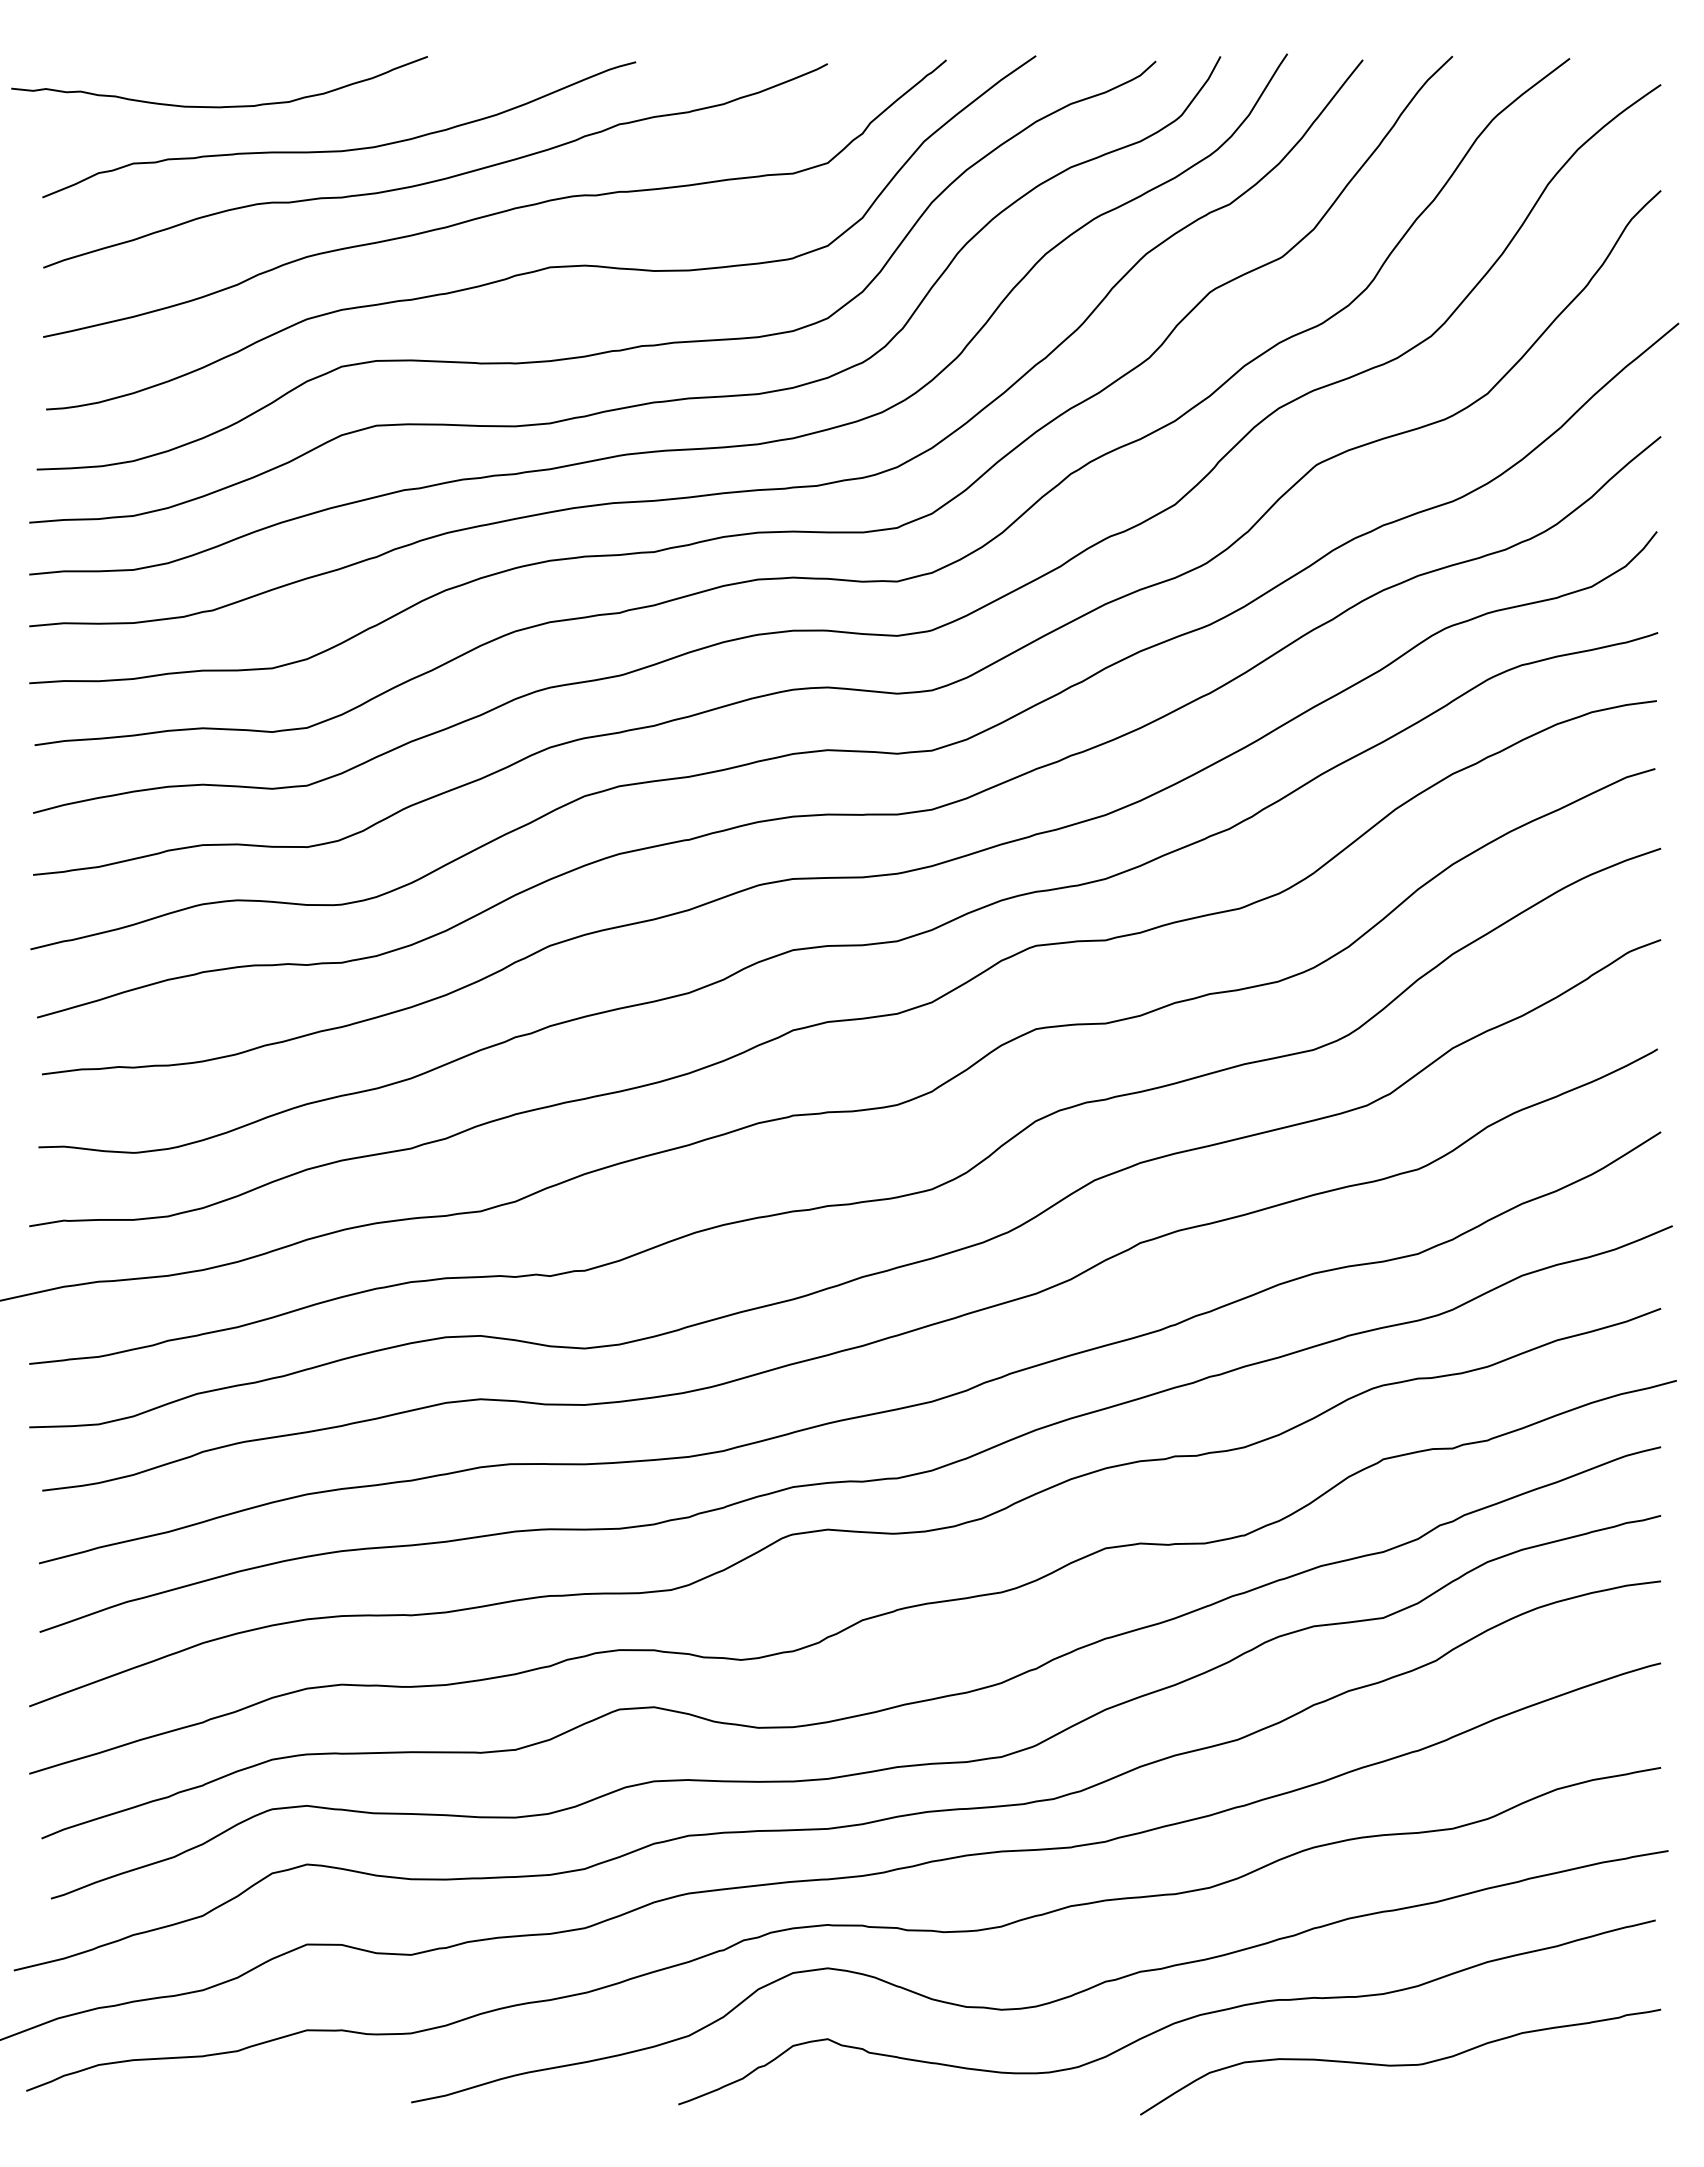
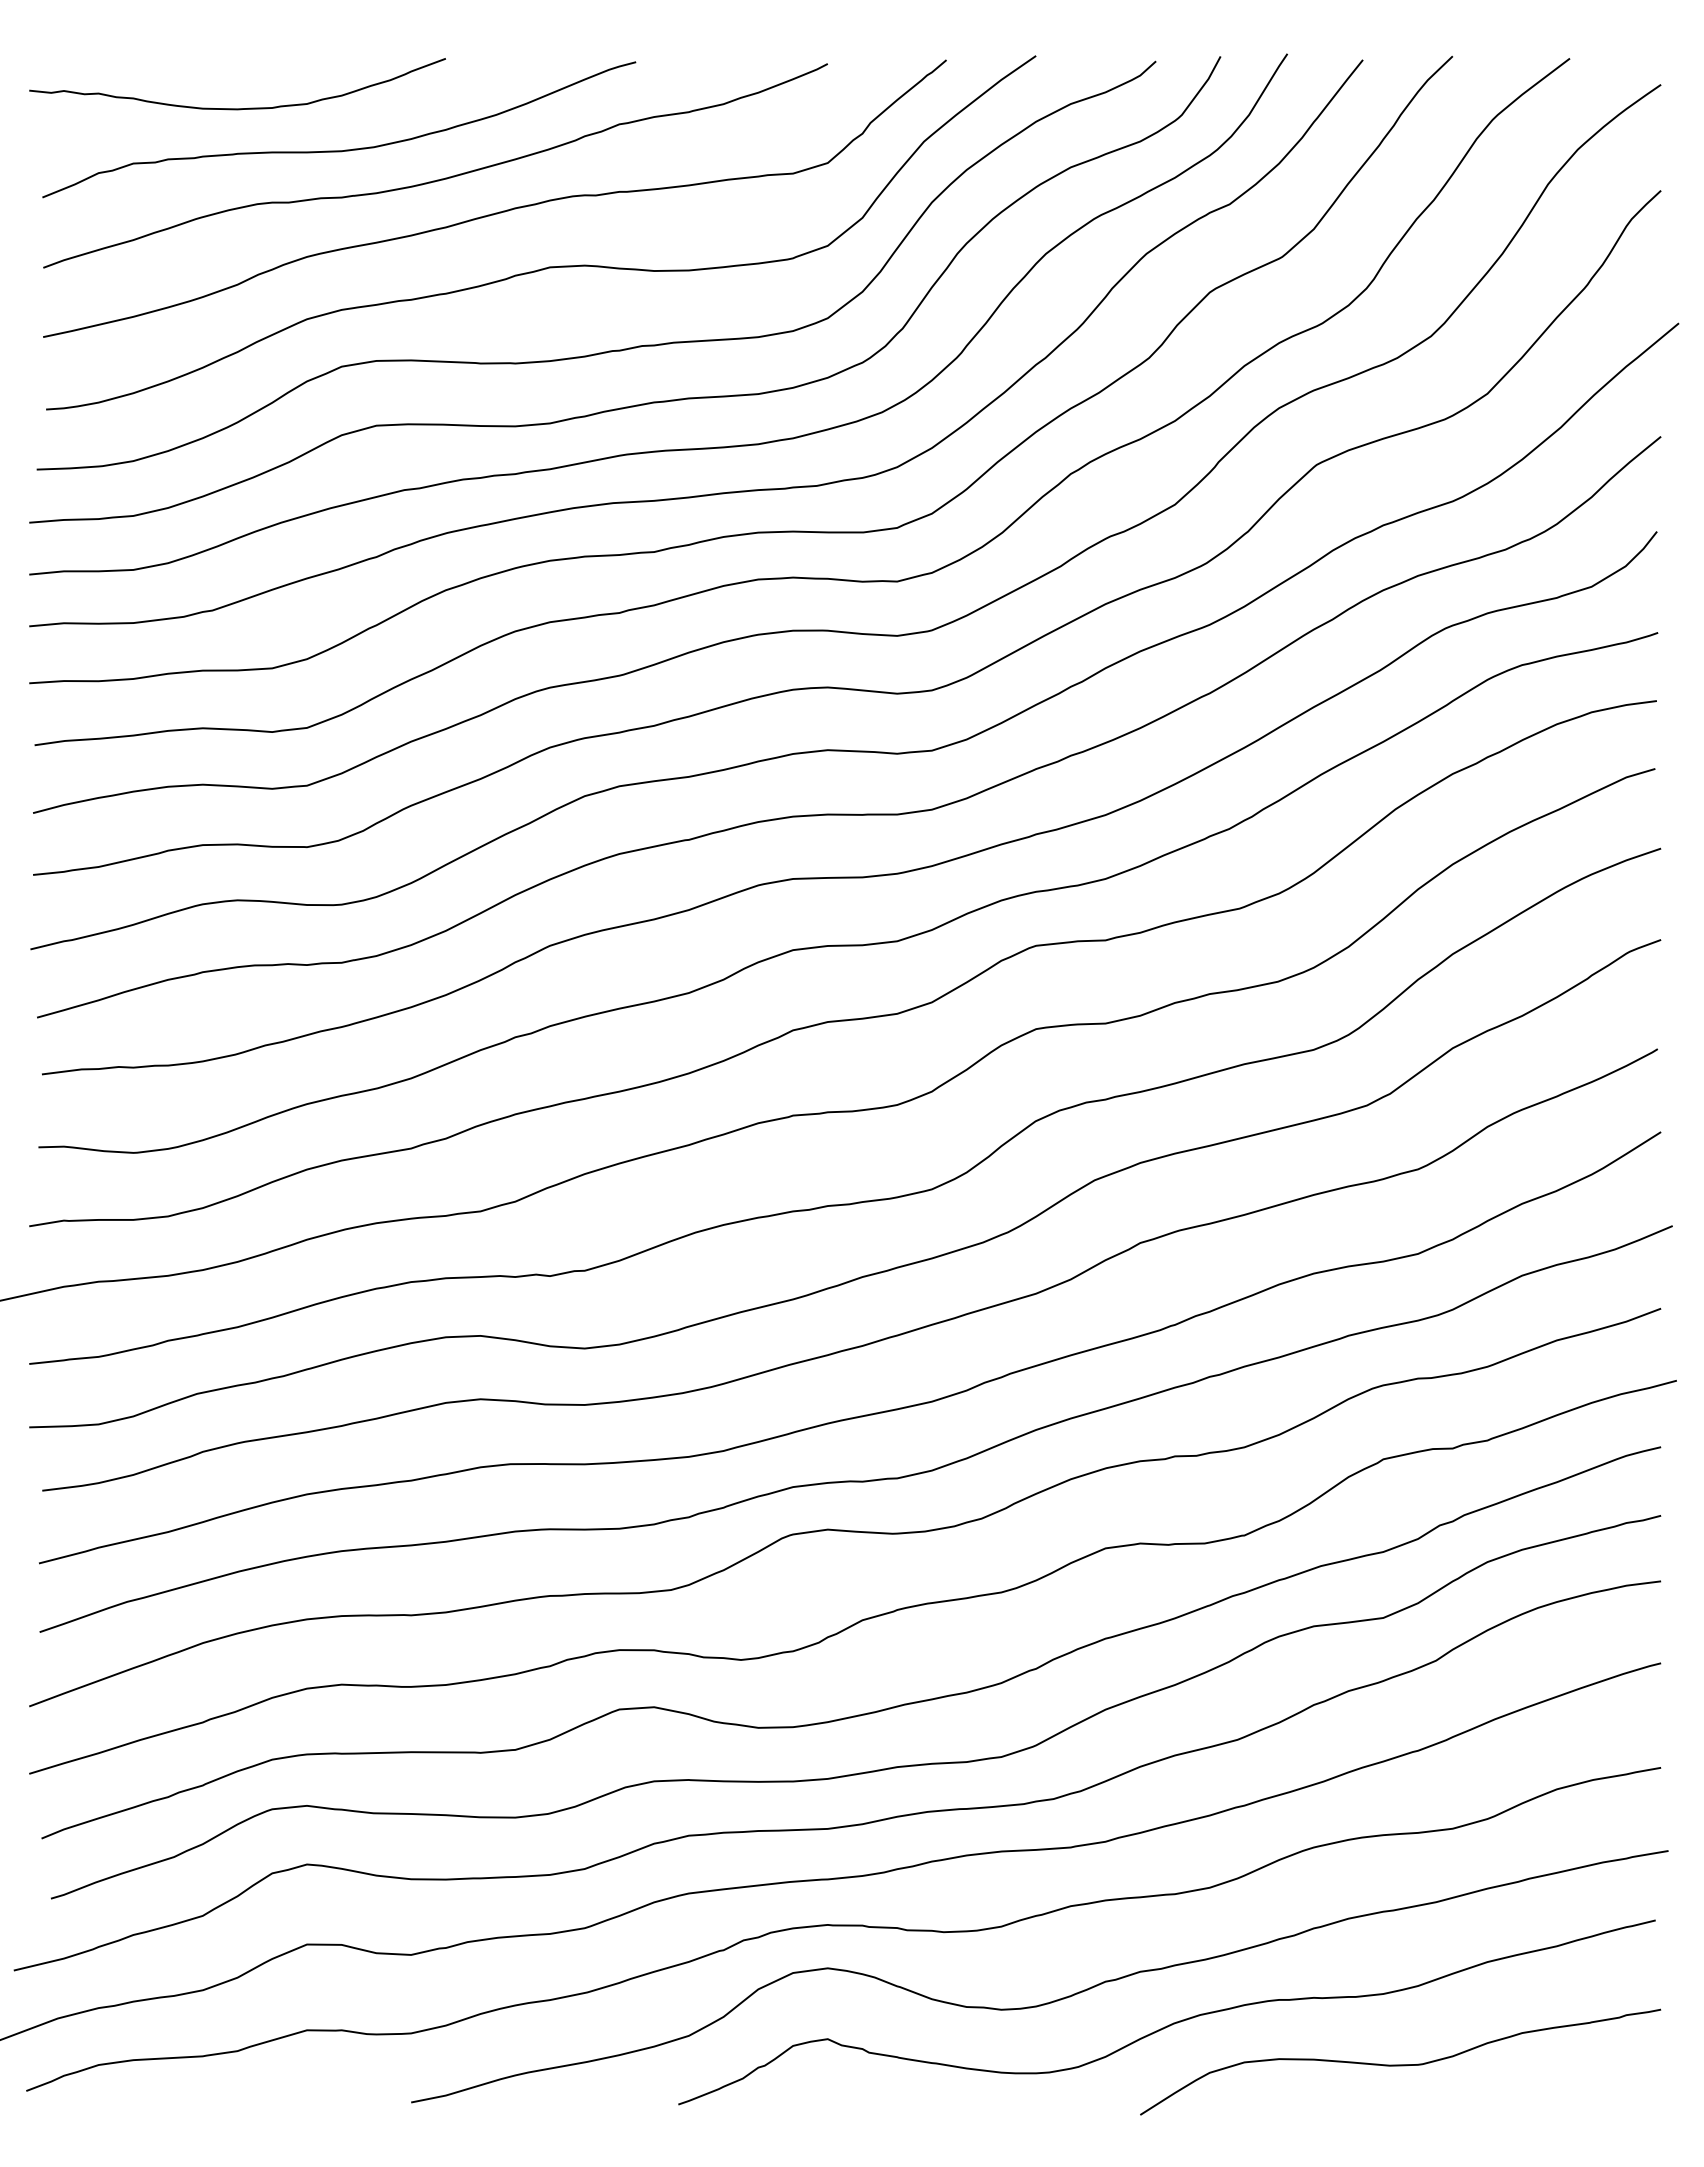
curve position: (219, 106) -> (237, 108) (237, 108)
